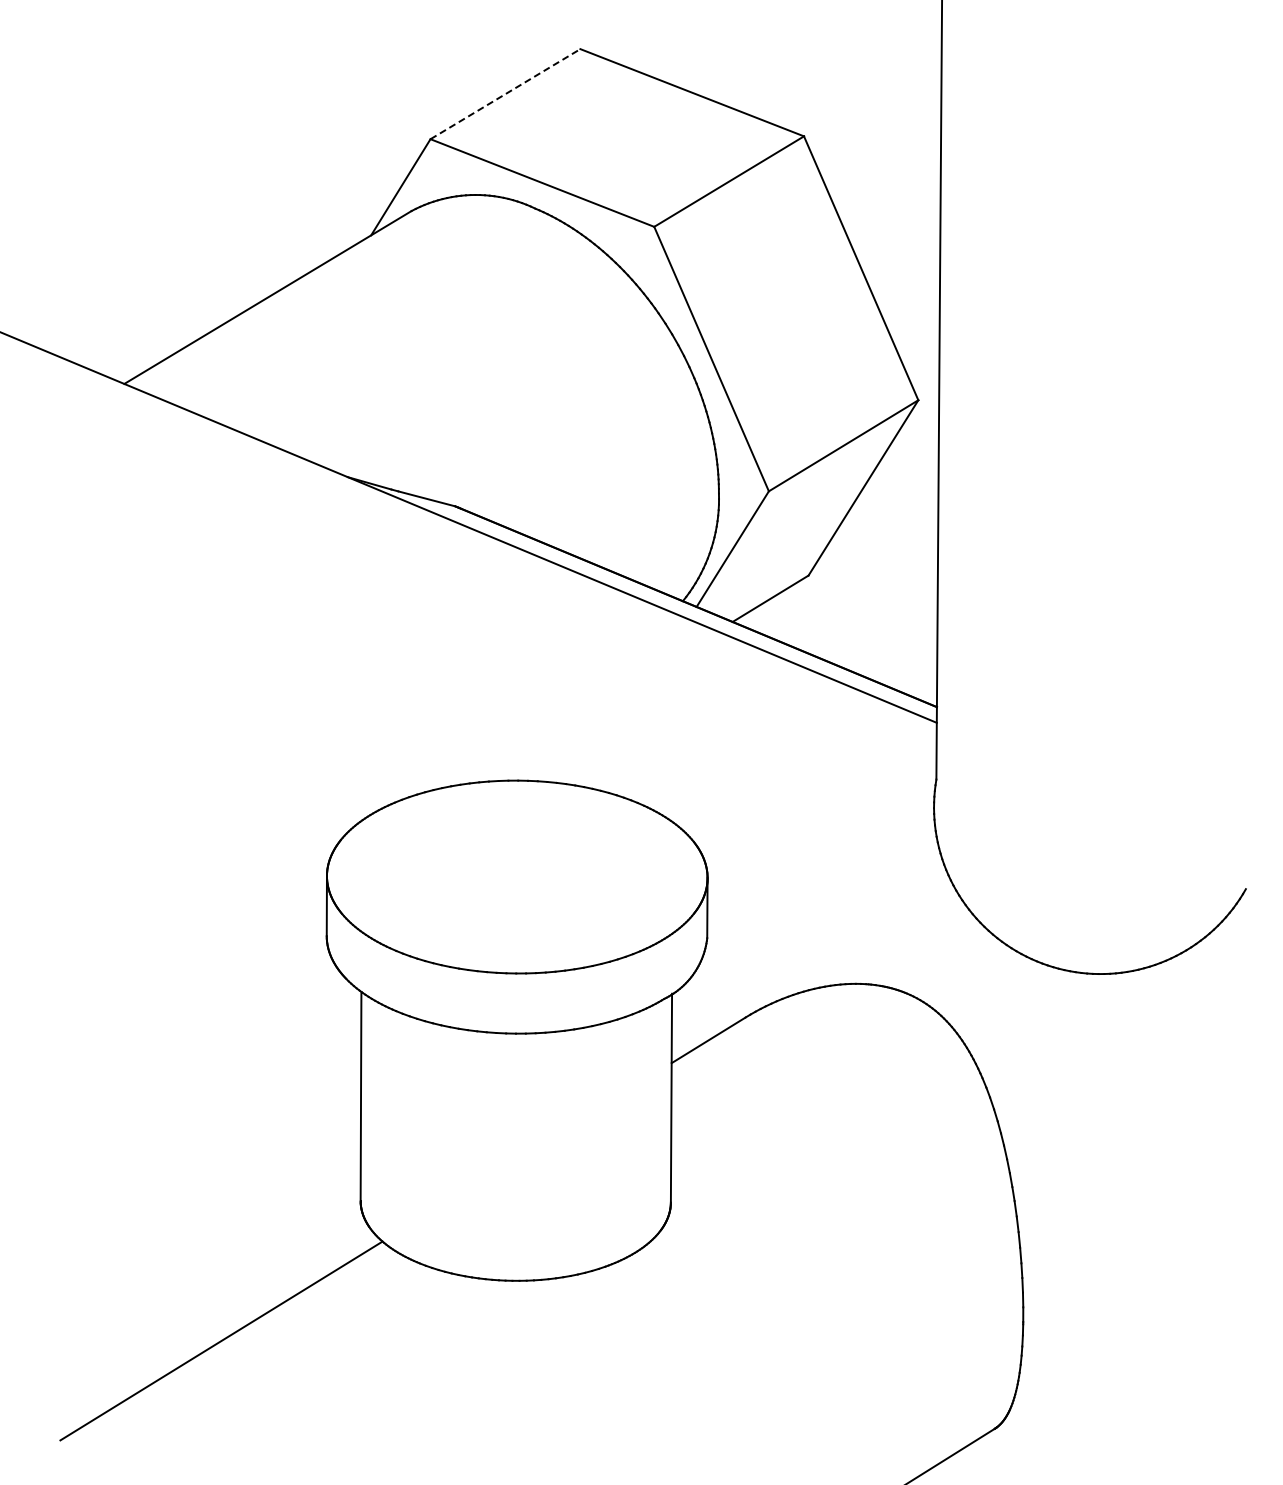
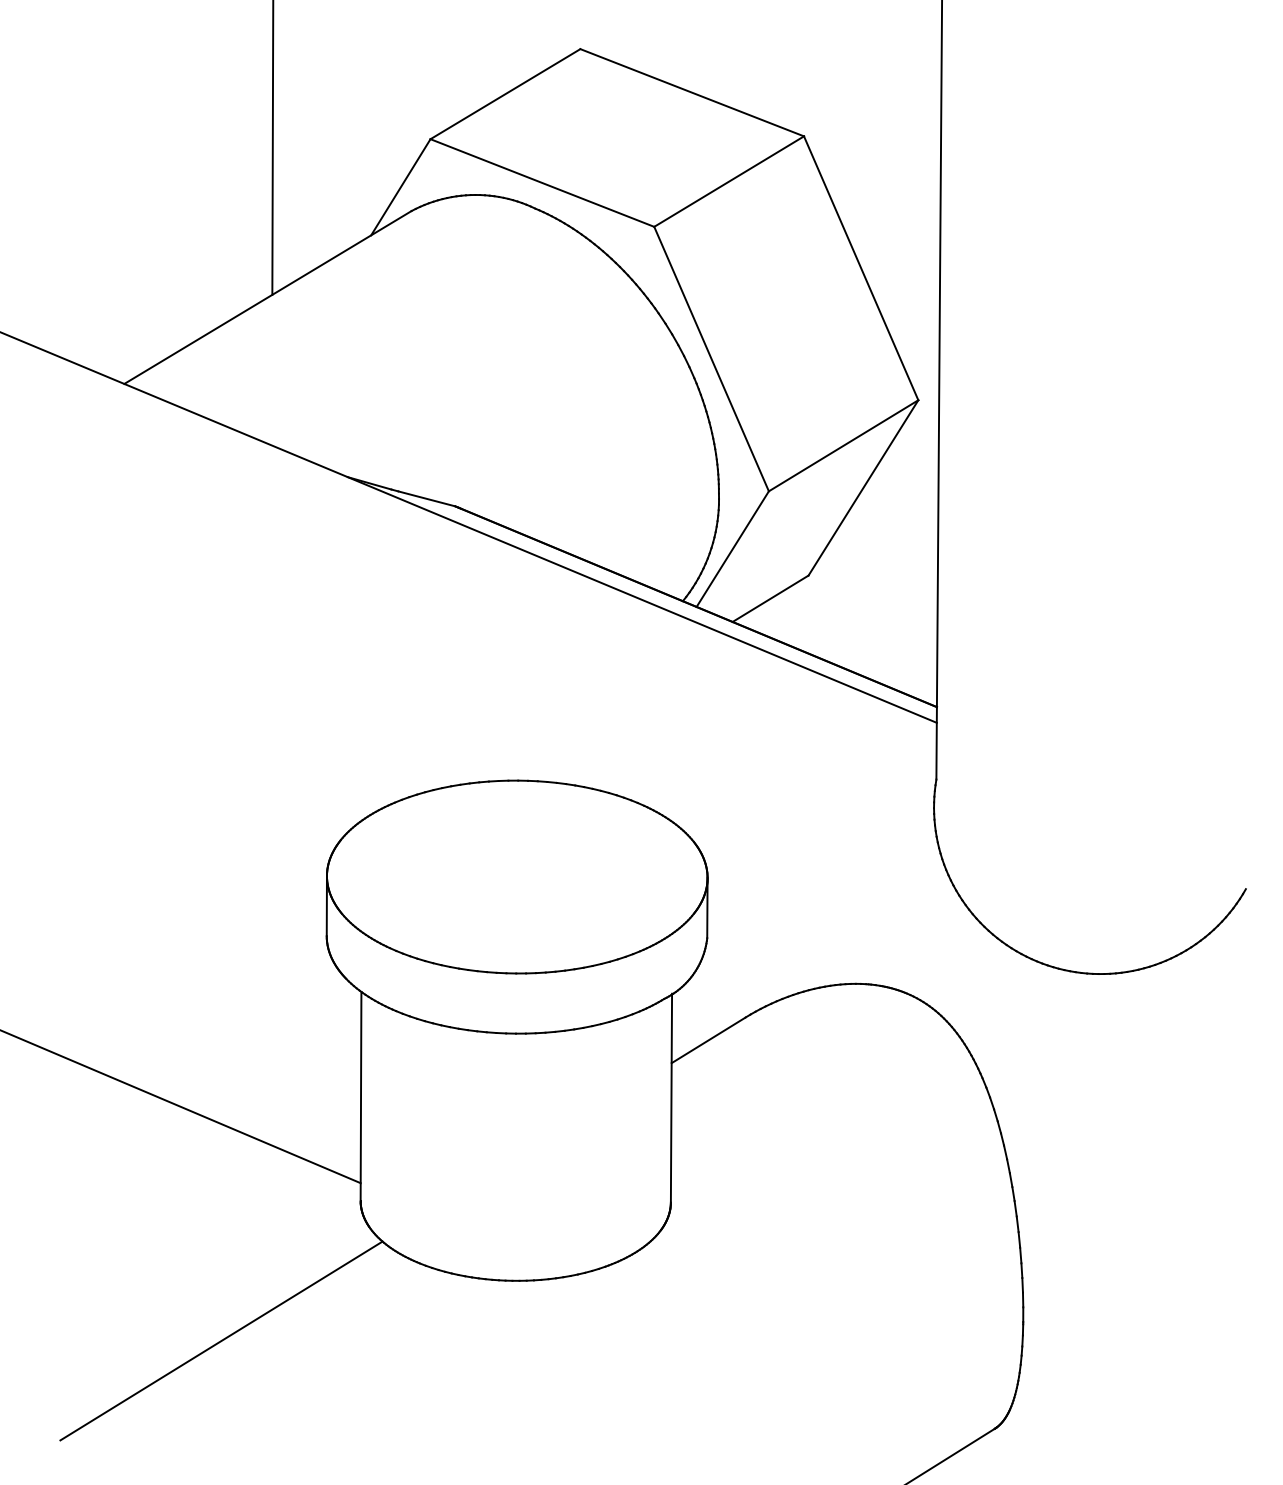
line: dashed -> solid (505, 93)
line: none -> present (272, 148)
line: none -> present (181, 1107)
